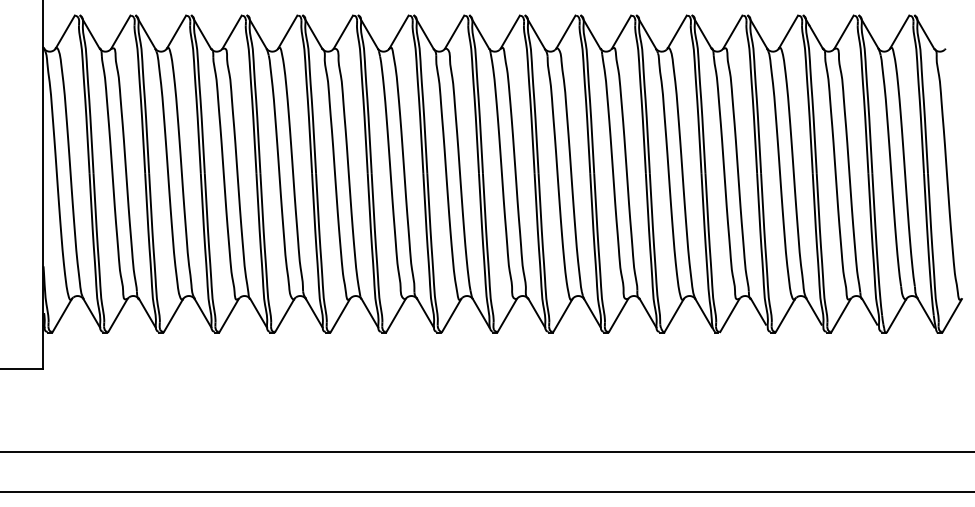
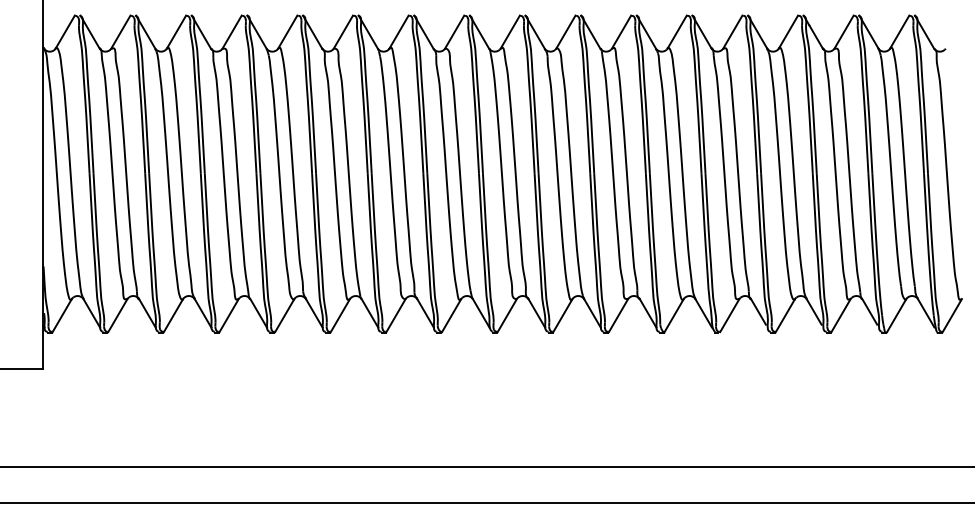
line position: (486, 451) -> (486, 466) (486, 466)
line position: (486, 491) -> (486, 502) (486, 502)
